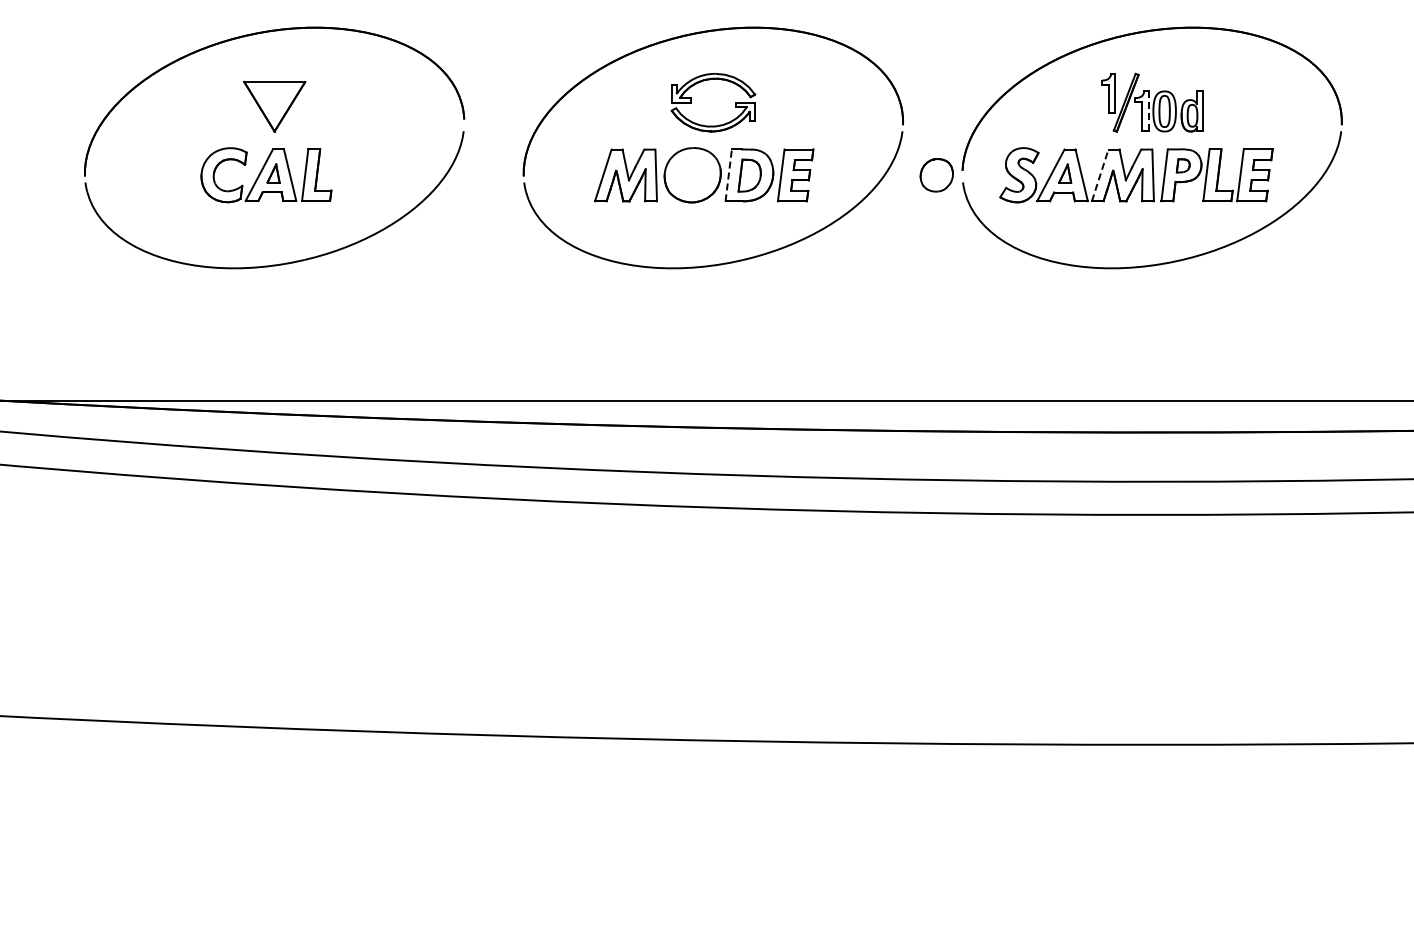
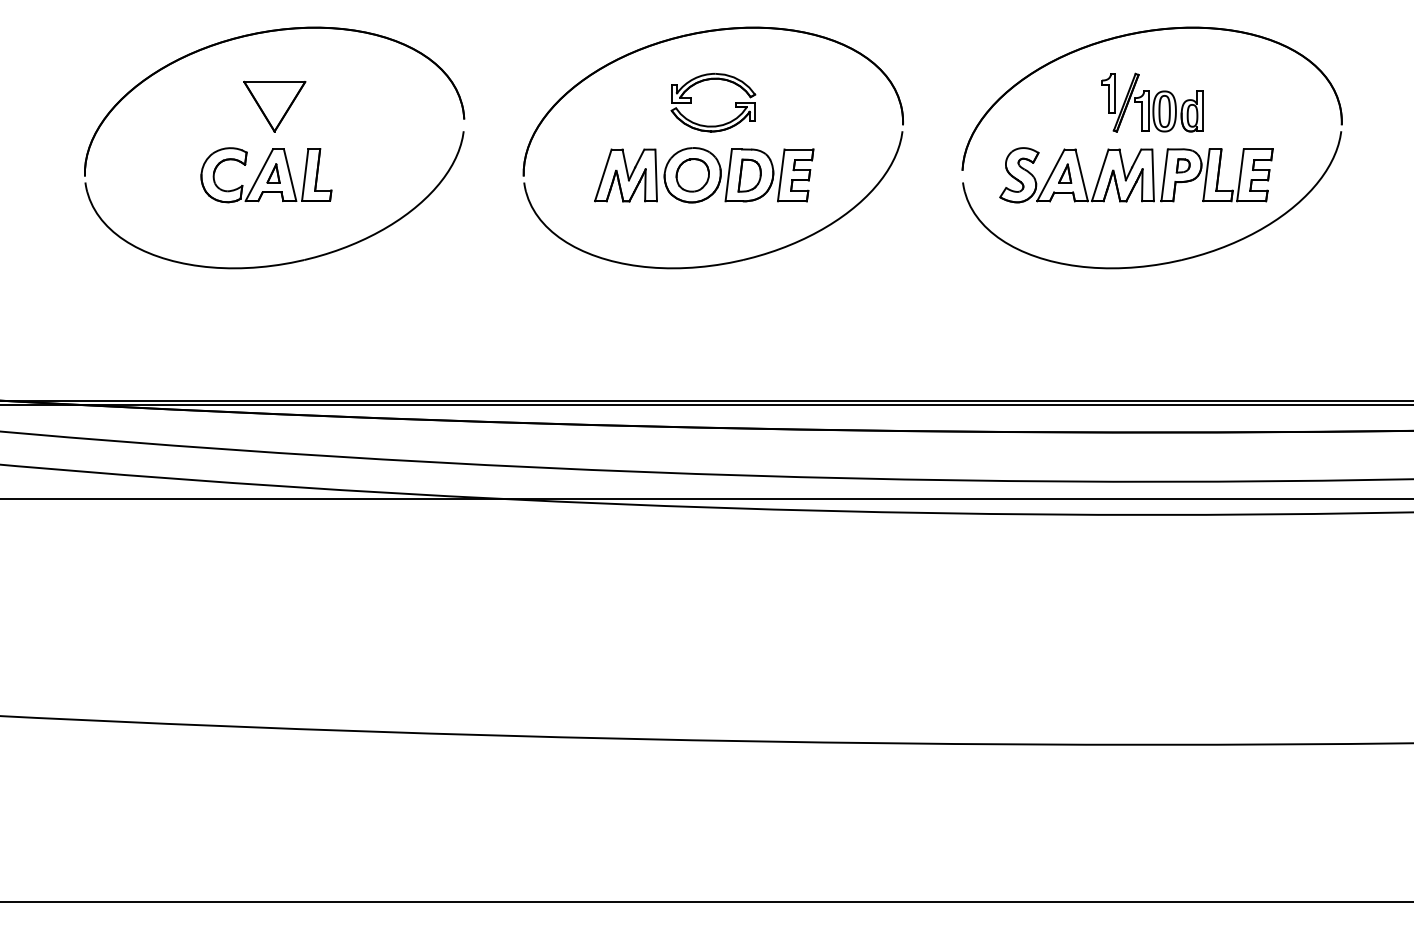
line: dashed -> solid (1148, 111)
line: dashed -> solid (728, 174)
line: dashed -> solid (1100, 174)
part position: (936, 175) -> (692, 175) (692, 175)
line: none -> present (706, 405)
line: none -> present (706, 499)
line: none -> present (706, 902)
